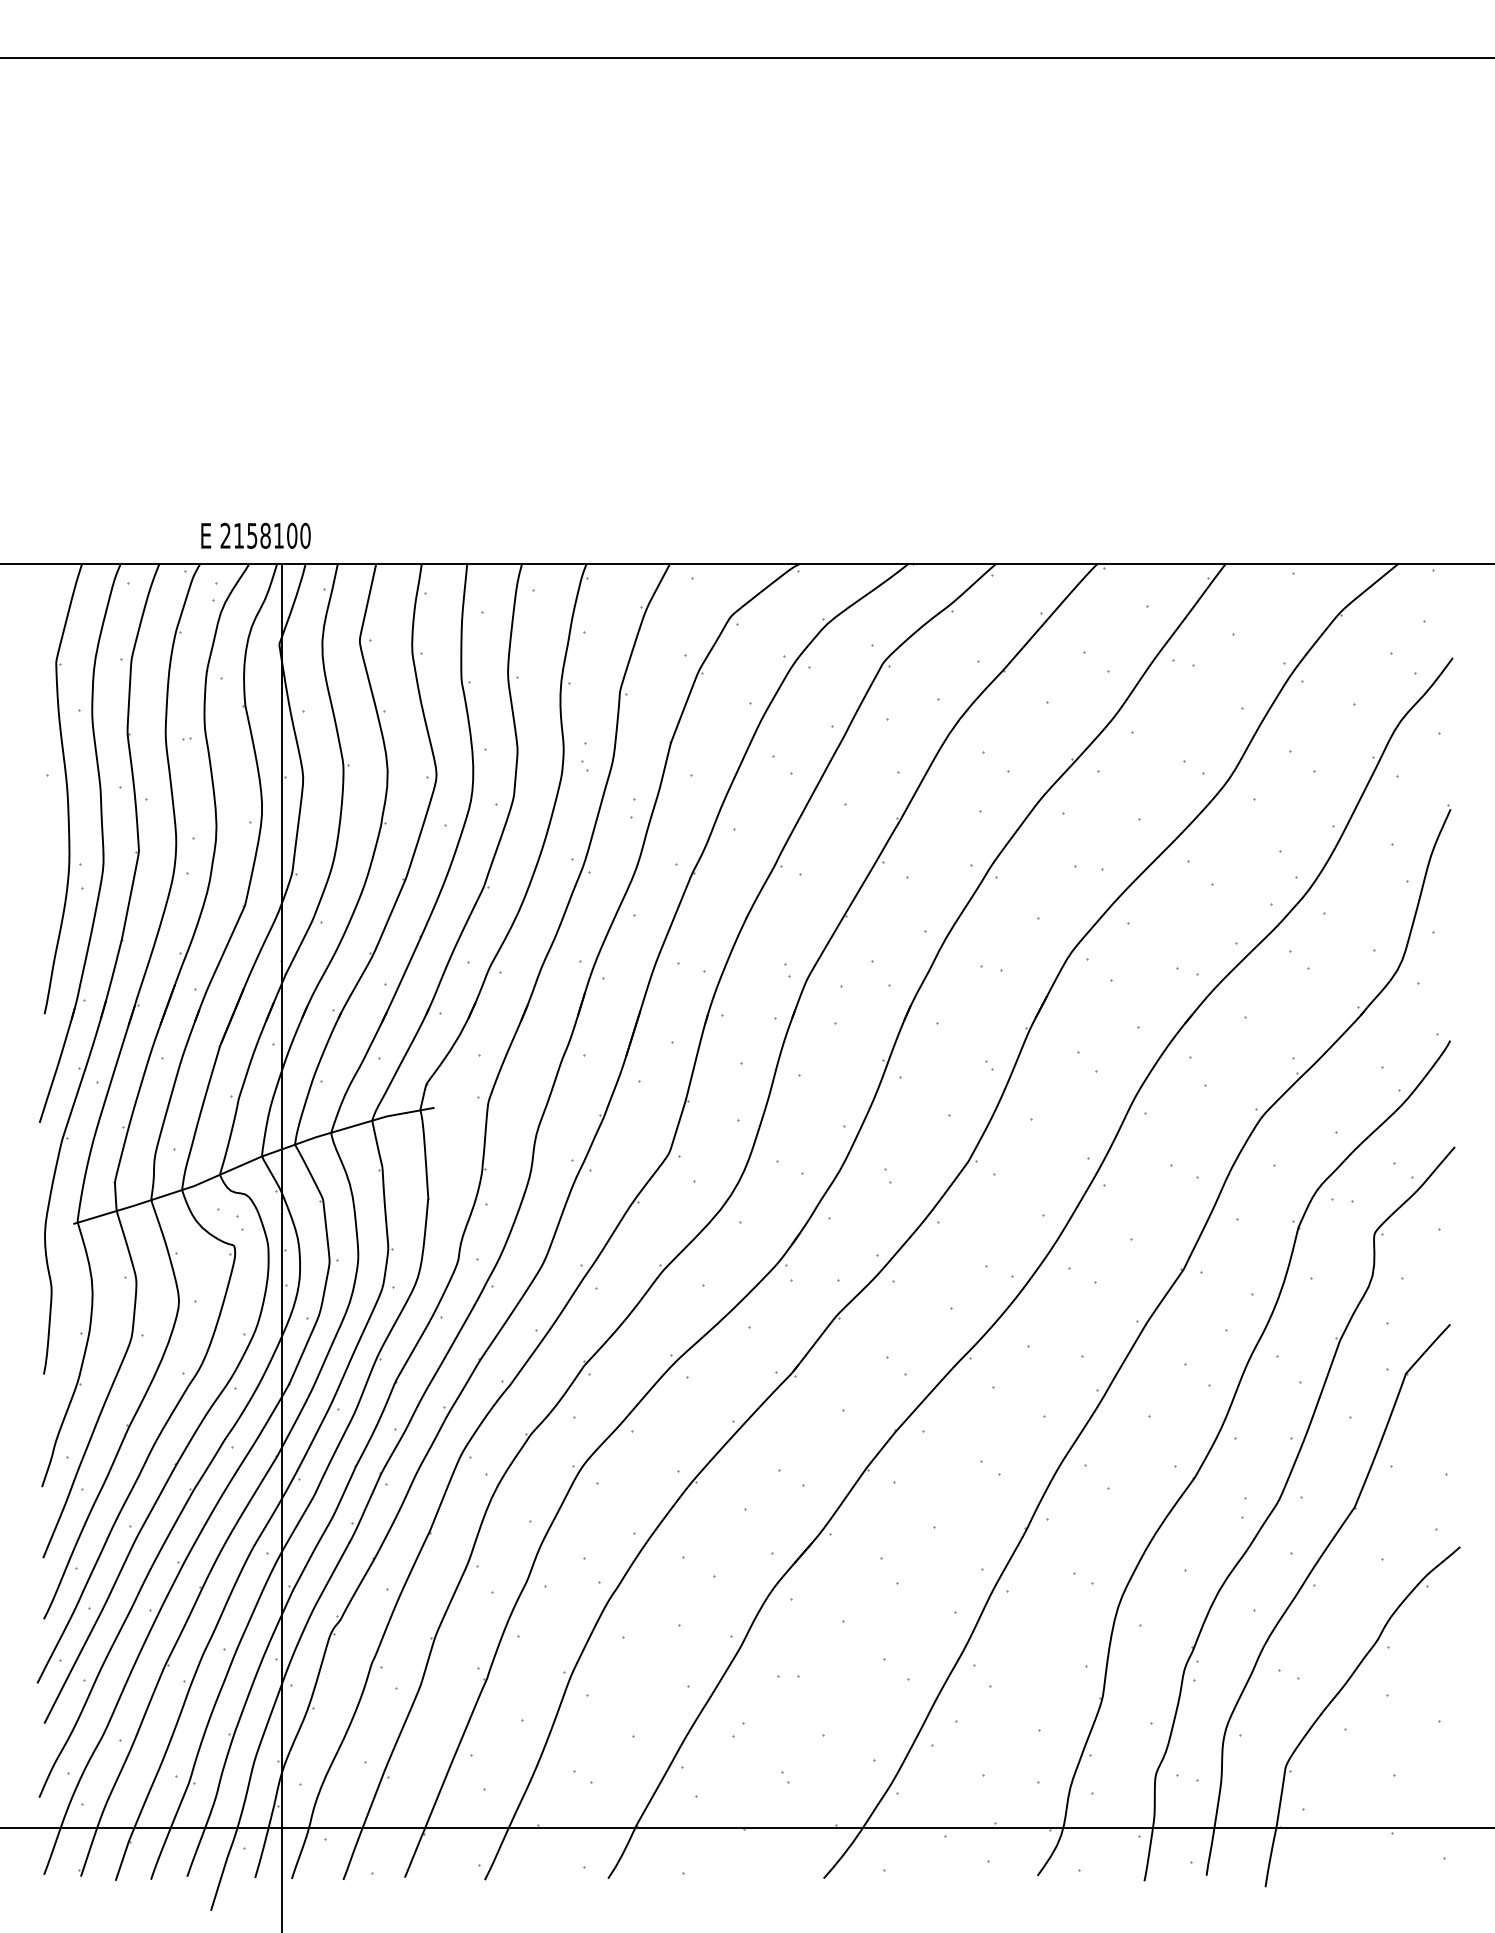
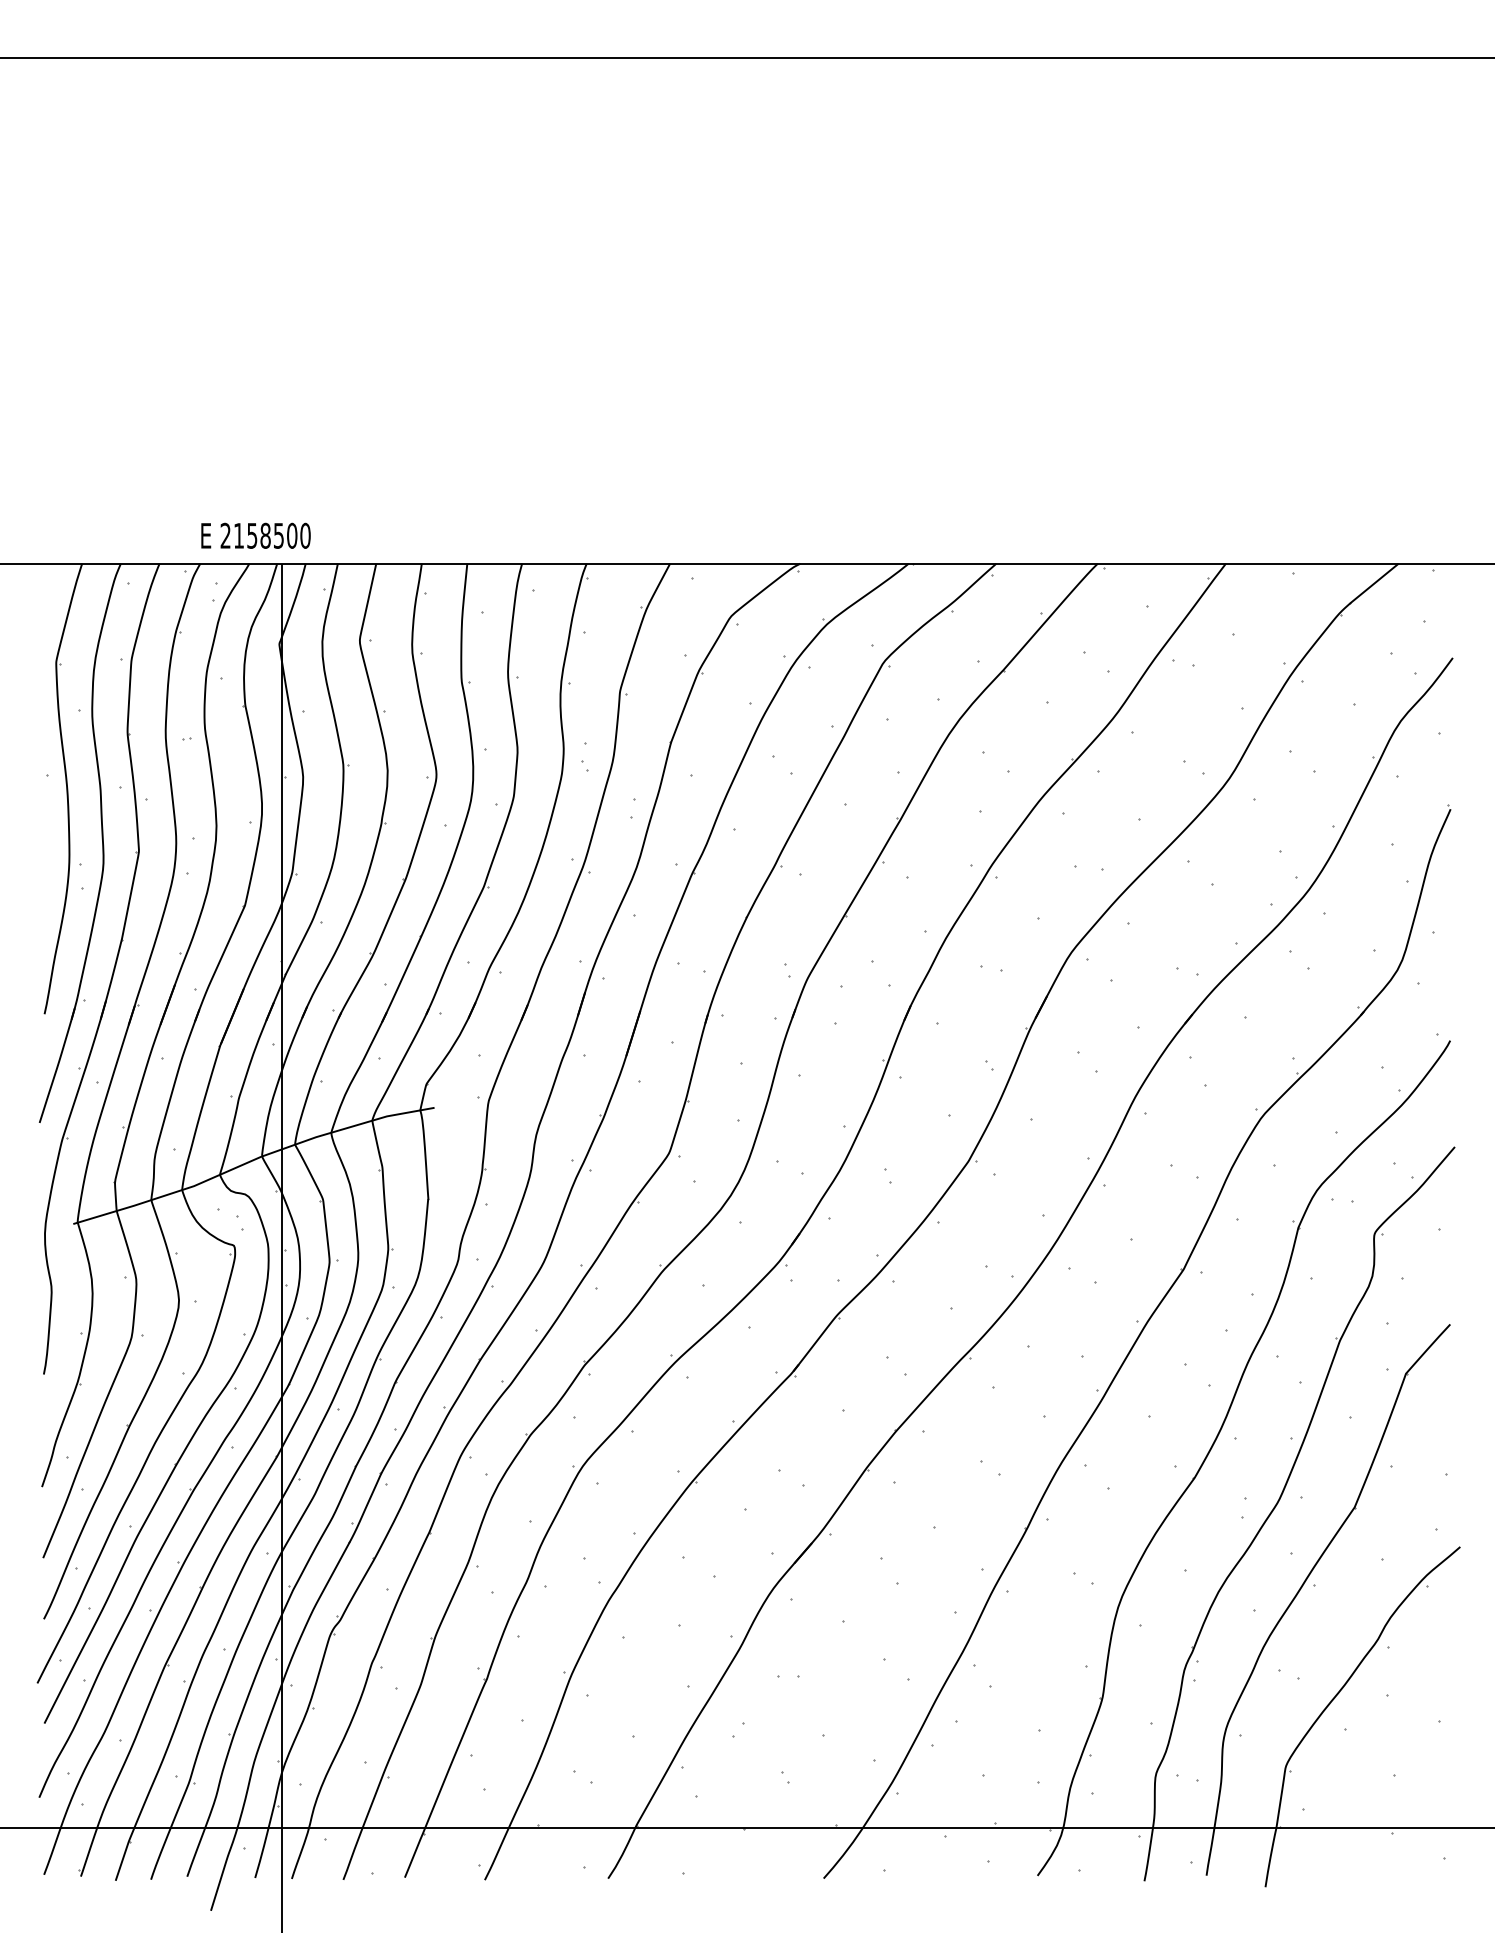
text: 2158100 -> 2158500 (278, 535)
